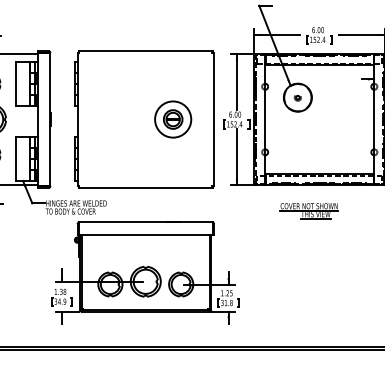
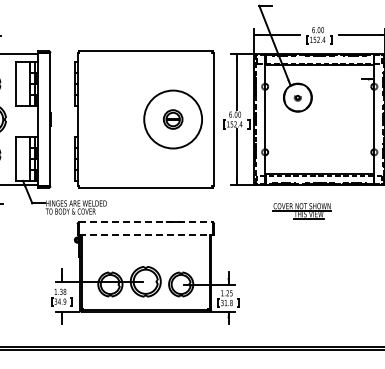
circle diameter: 36 px -> 58 px (173, 119)
part position: (308, 211) -> (301, 211) (301, 211)
line: solid -> dashed (145, 222)
line: solid -> dashed (145, 234)
